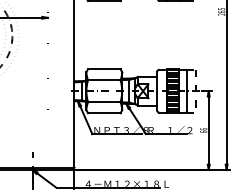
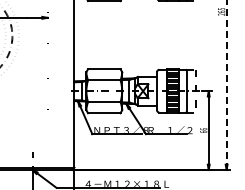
line: solid -> dashed (226, 85)
